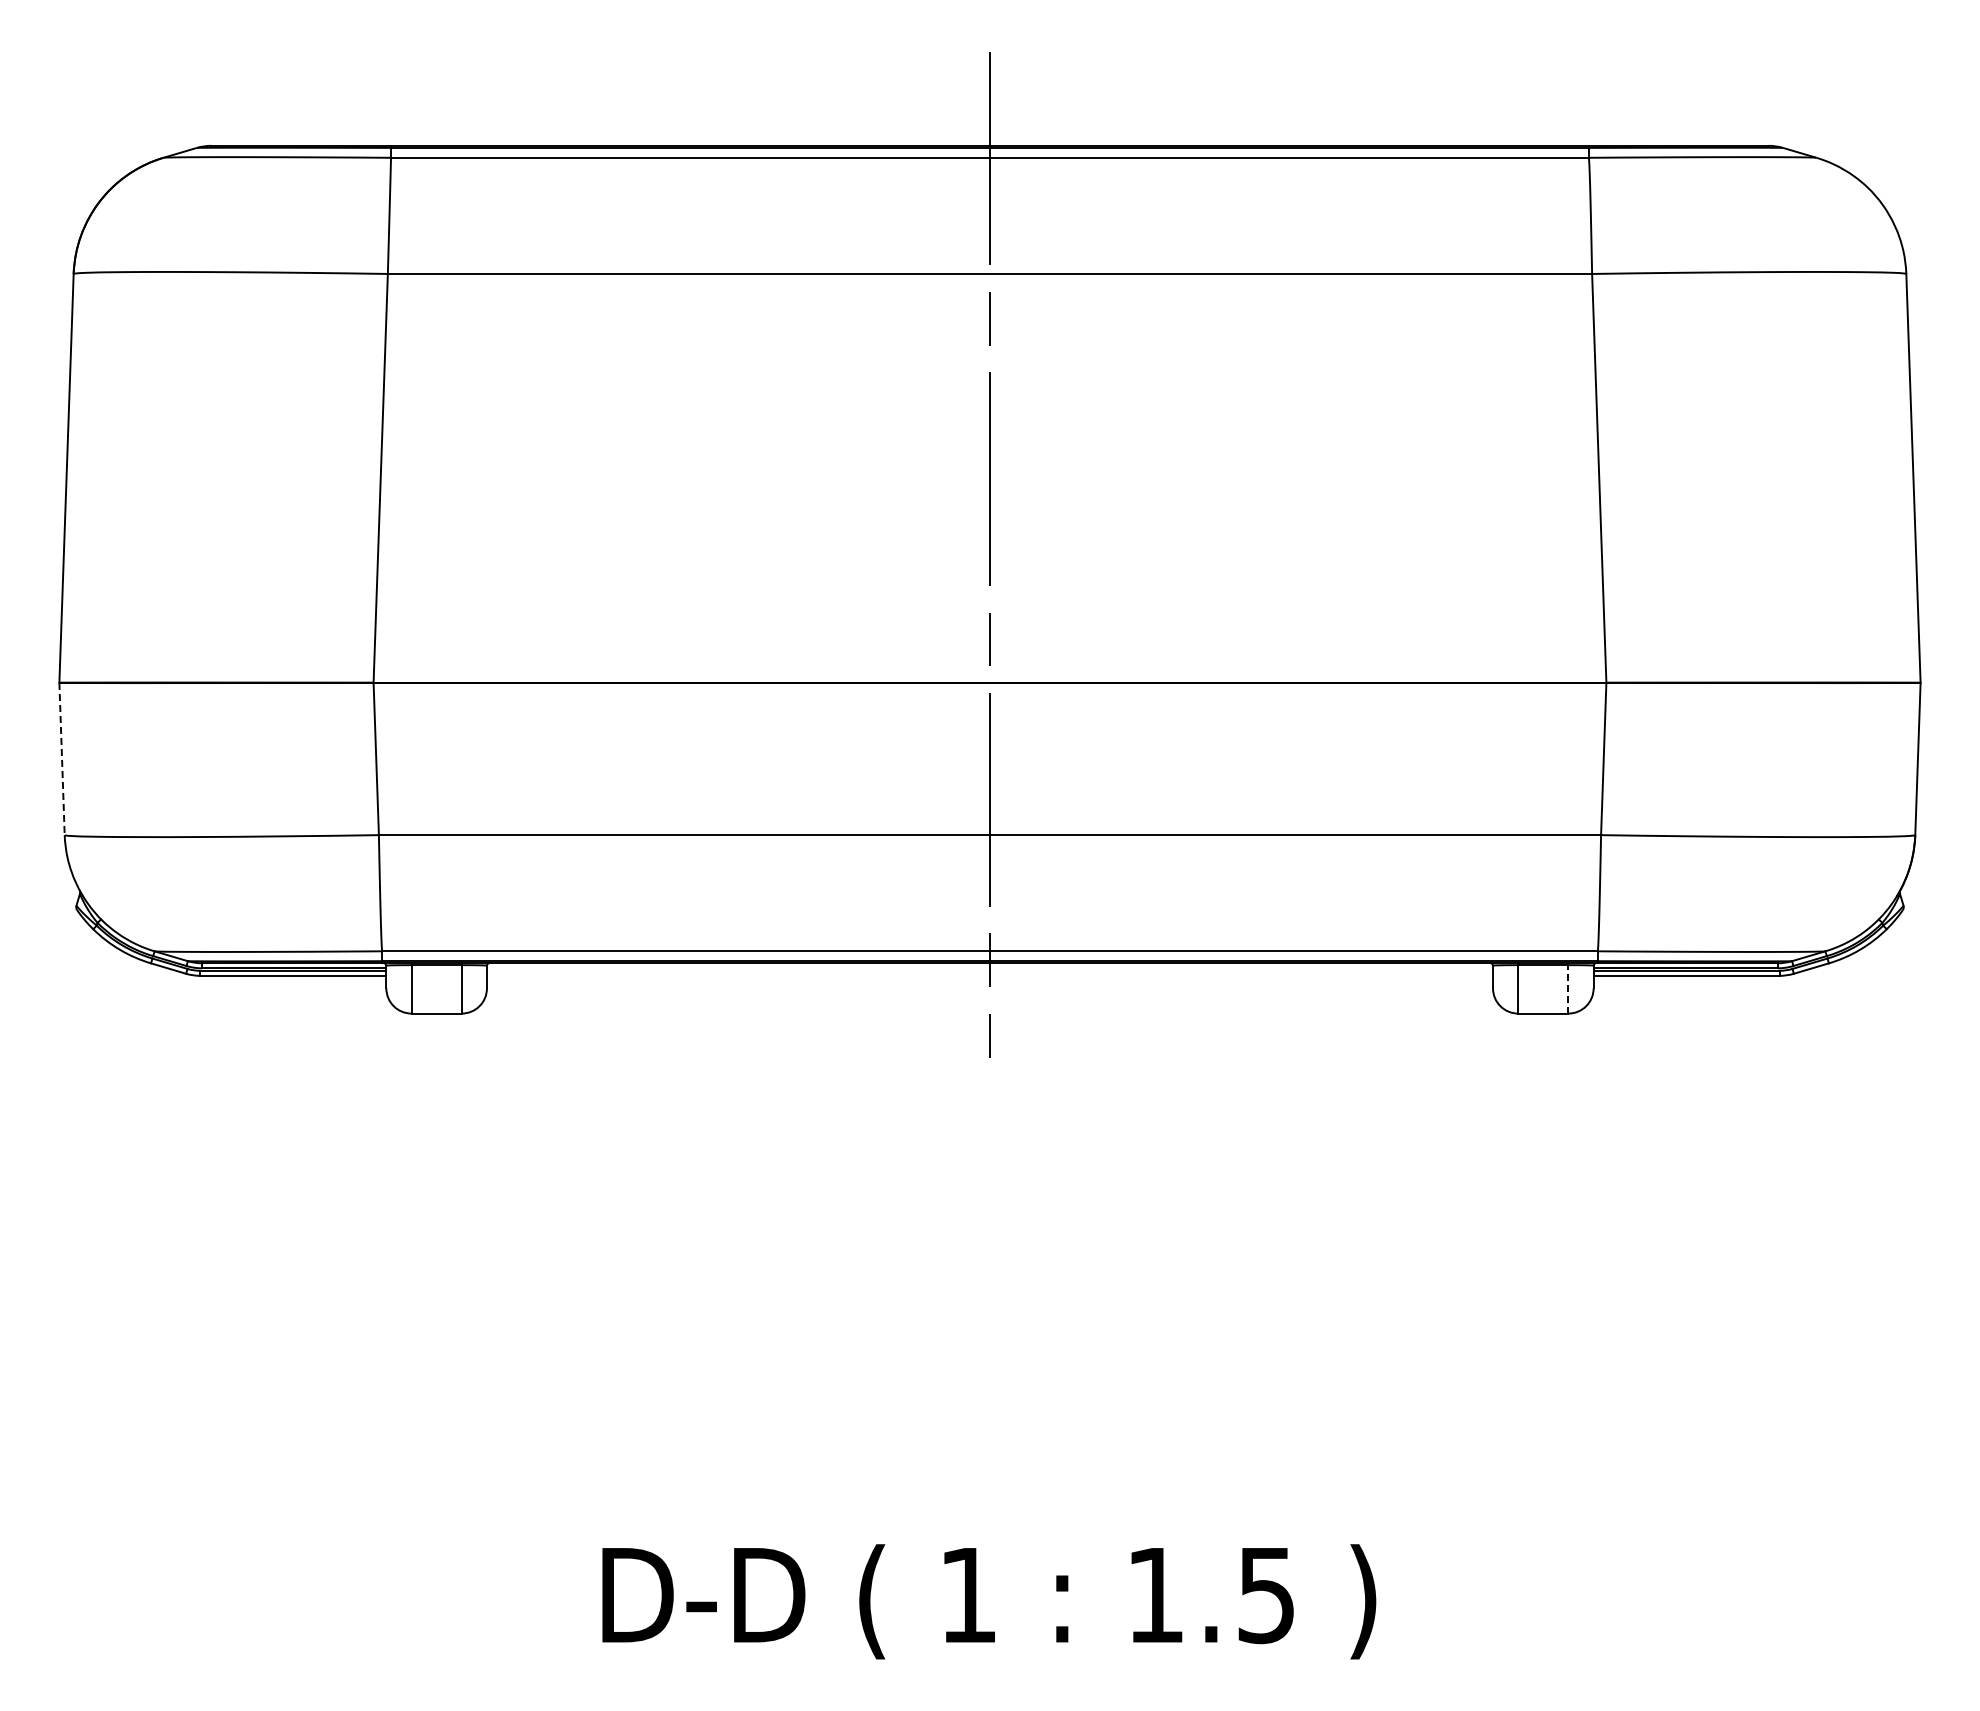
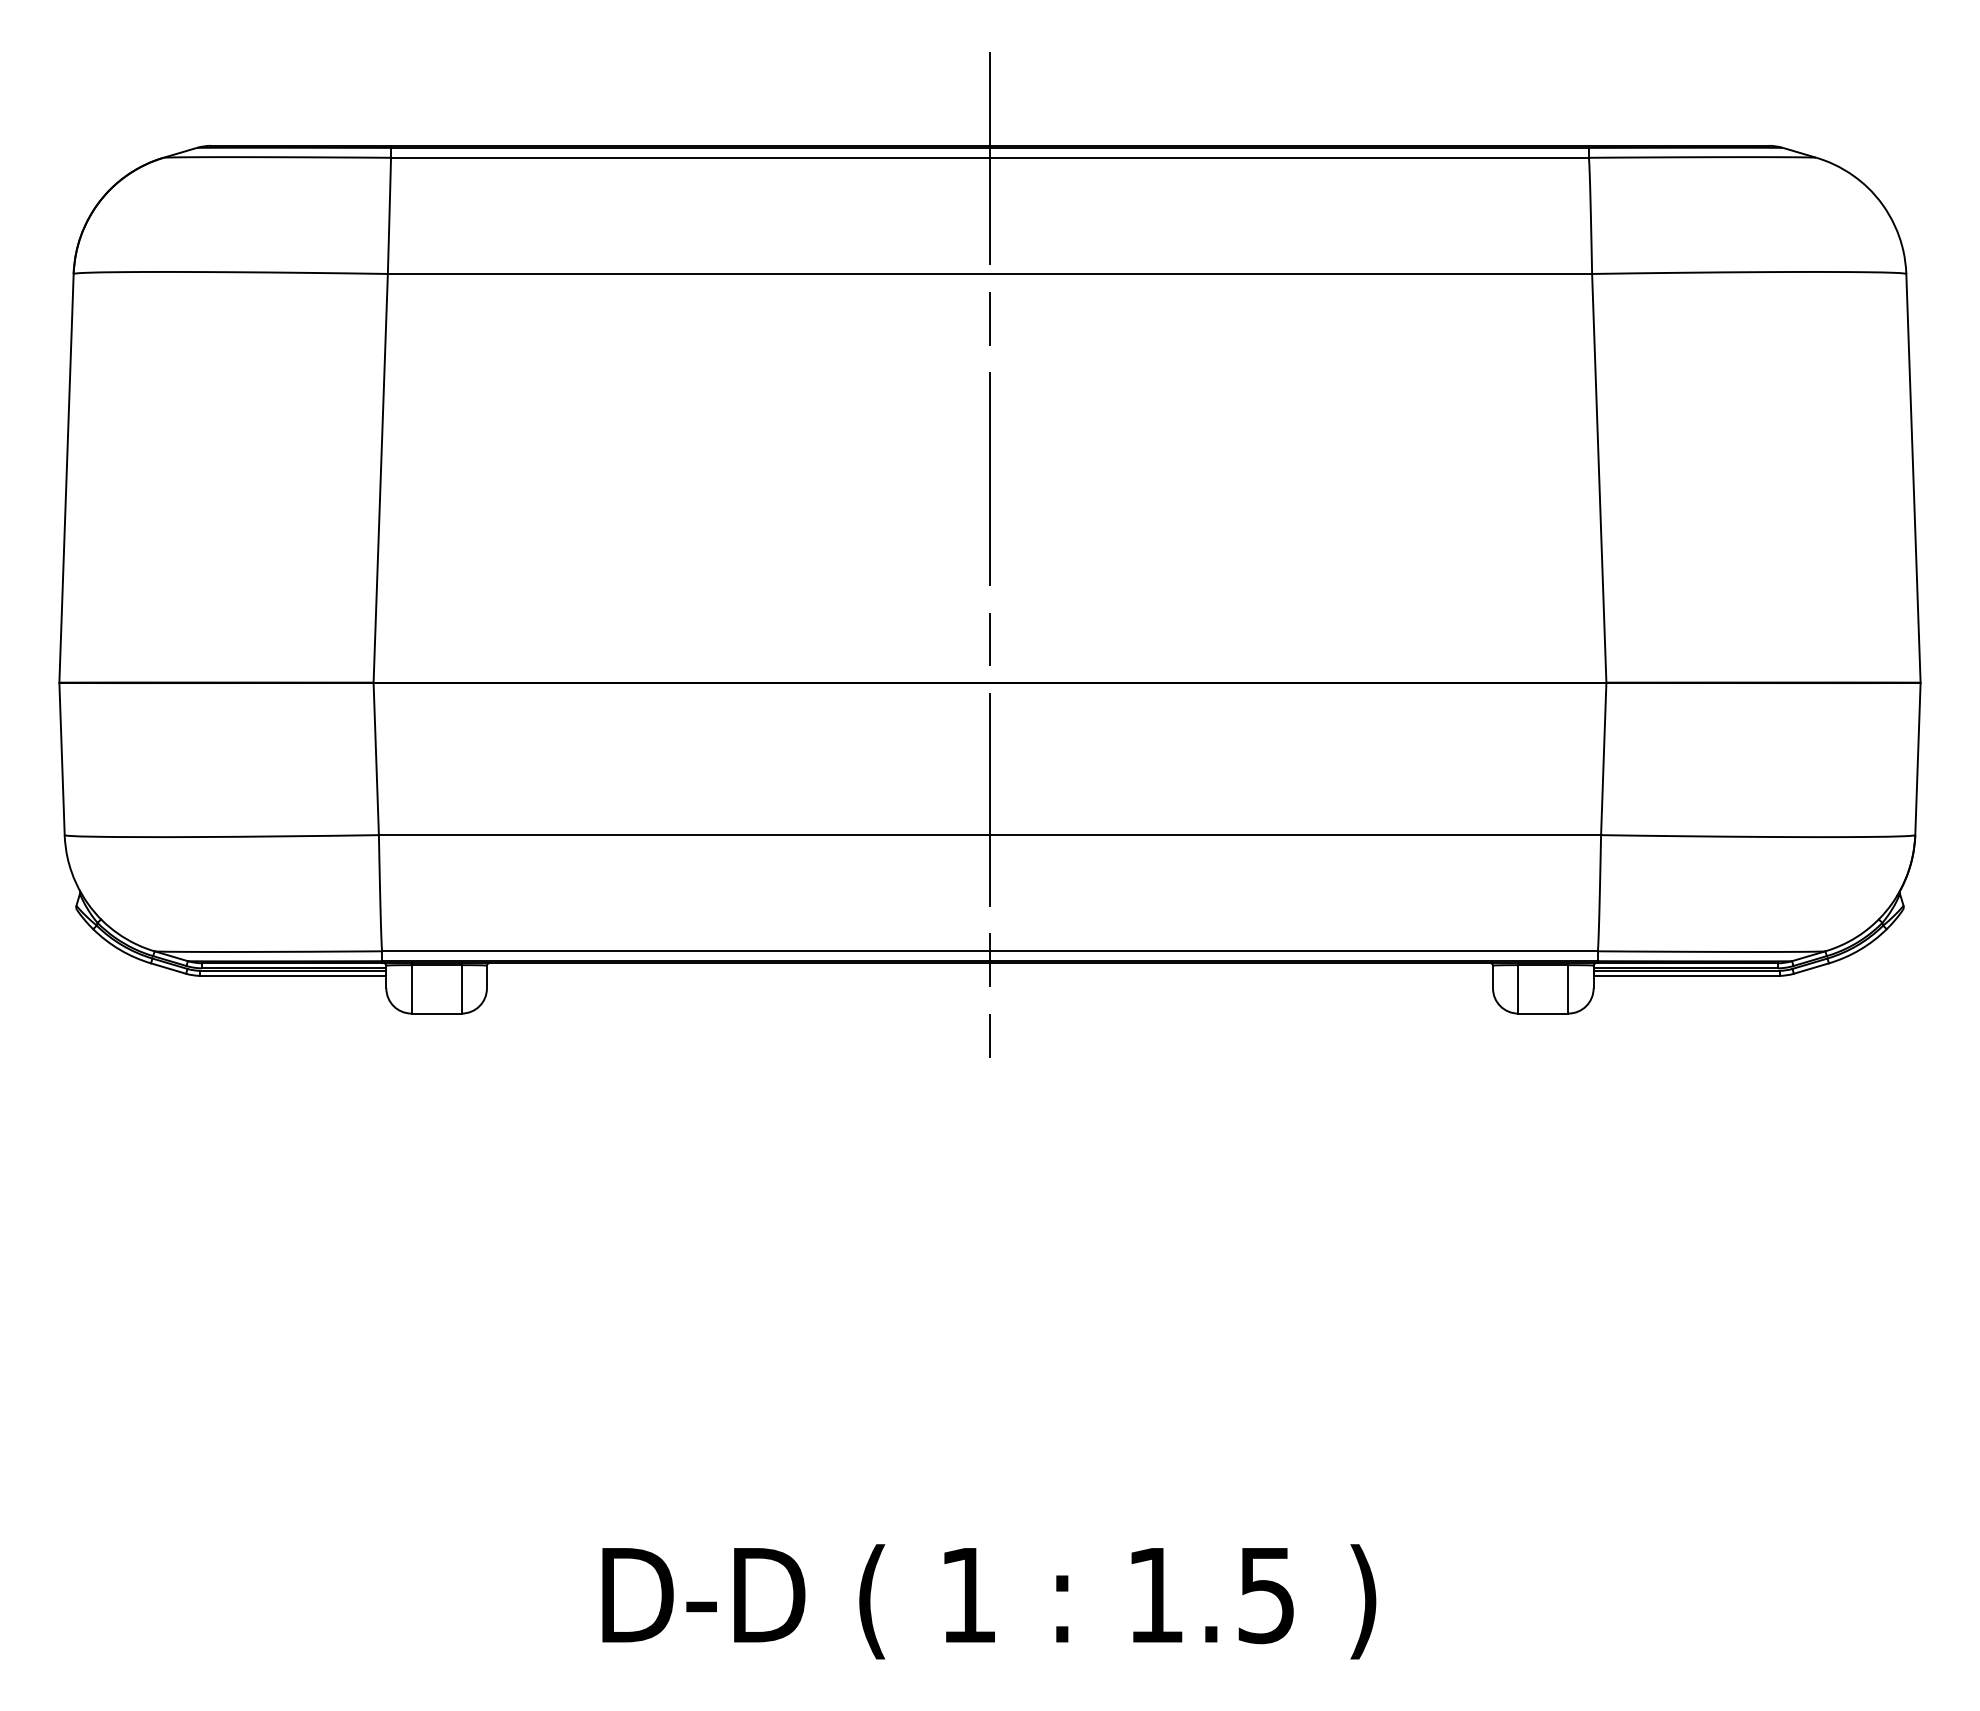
line: dashed -> solid (62, 759)
line: dashed -> solid (1568, 988)
